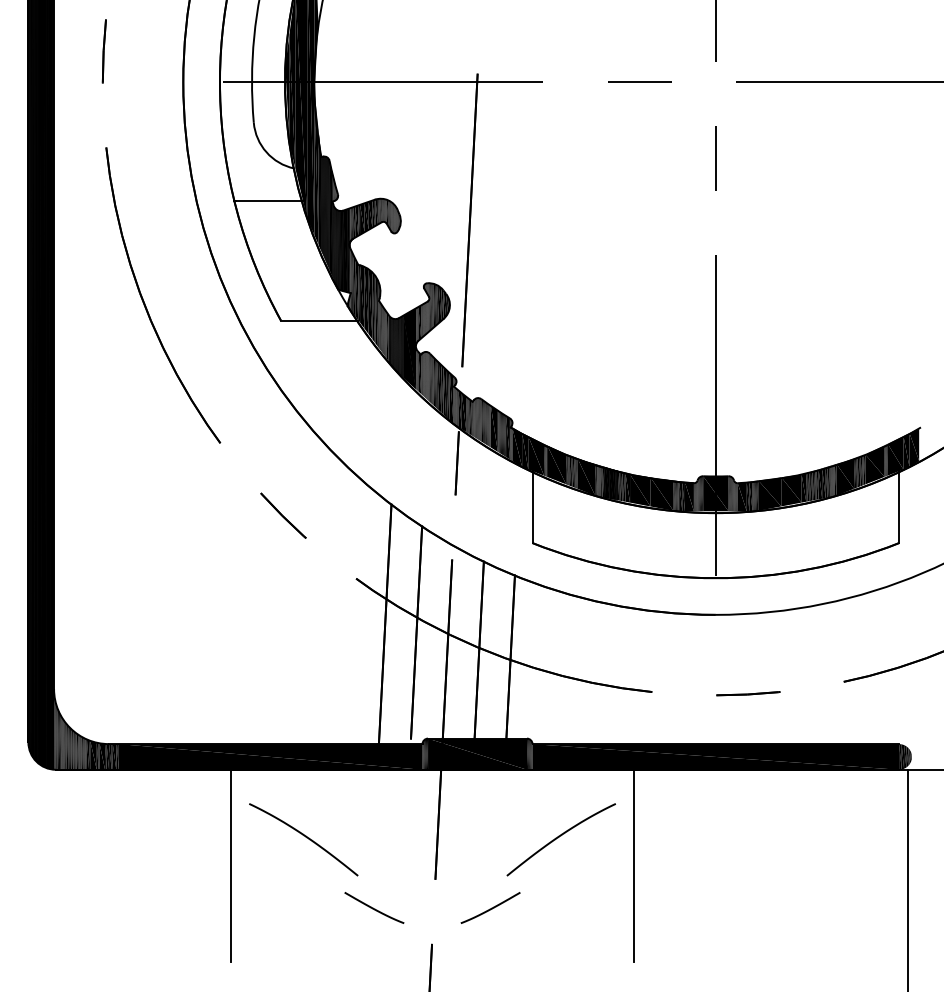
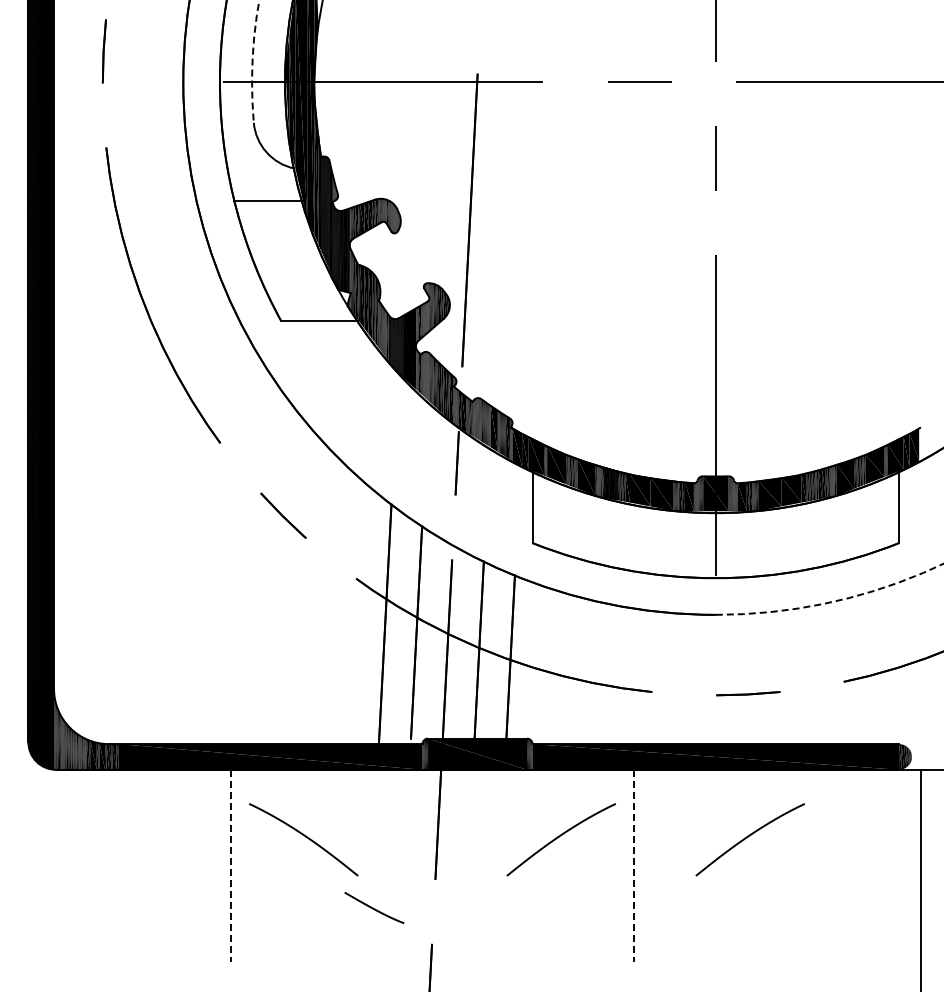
arc: solid -> dashed (252, 61)
arc: solid -> dashed (834, 601)
curve: none -> present (748, 837)
line: solid -> dashed (230, 866)
line: solid -> dashed (634, 866)
line position: (908, 878) -> (921, 878) (921, 878)
curve: present -> none (491, 907)
